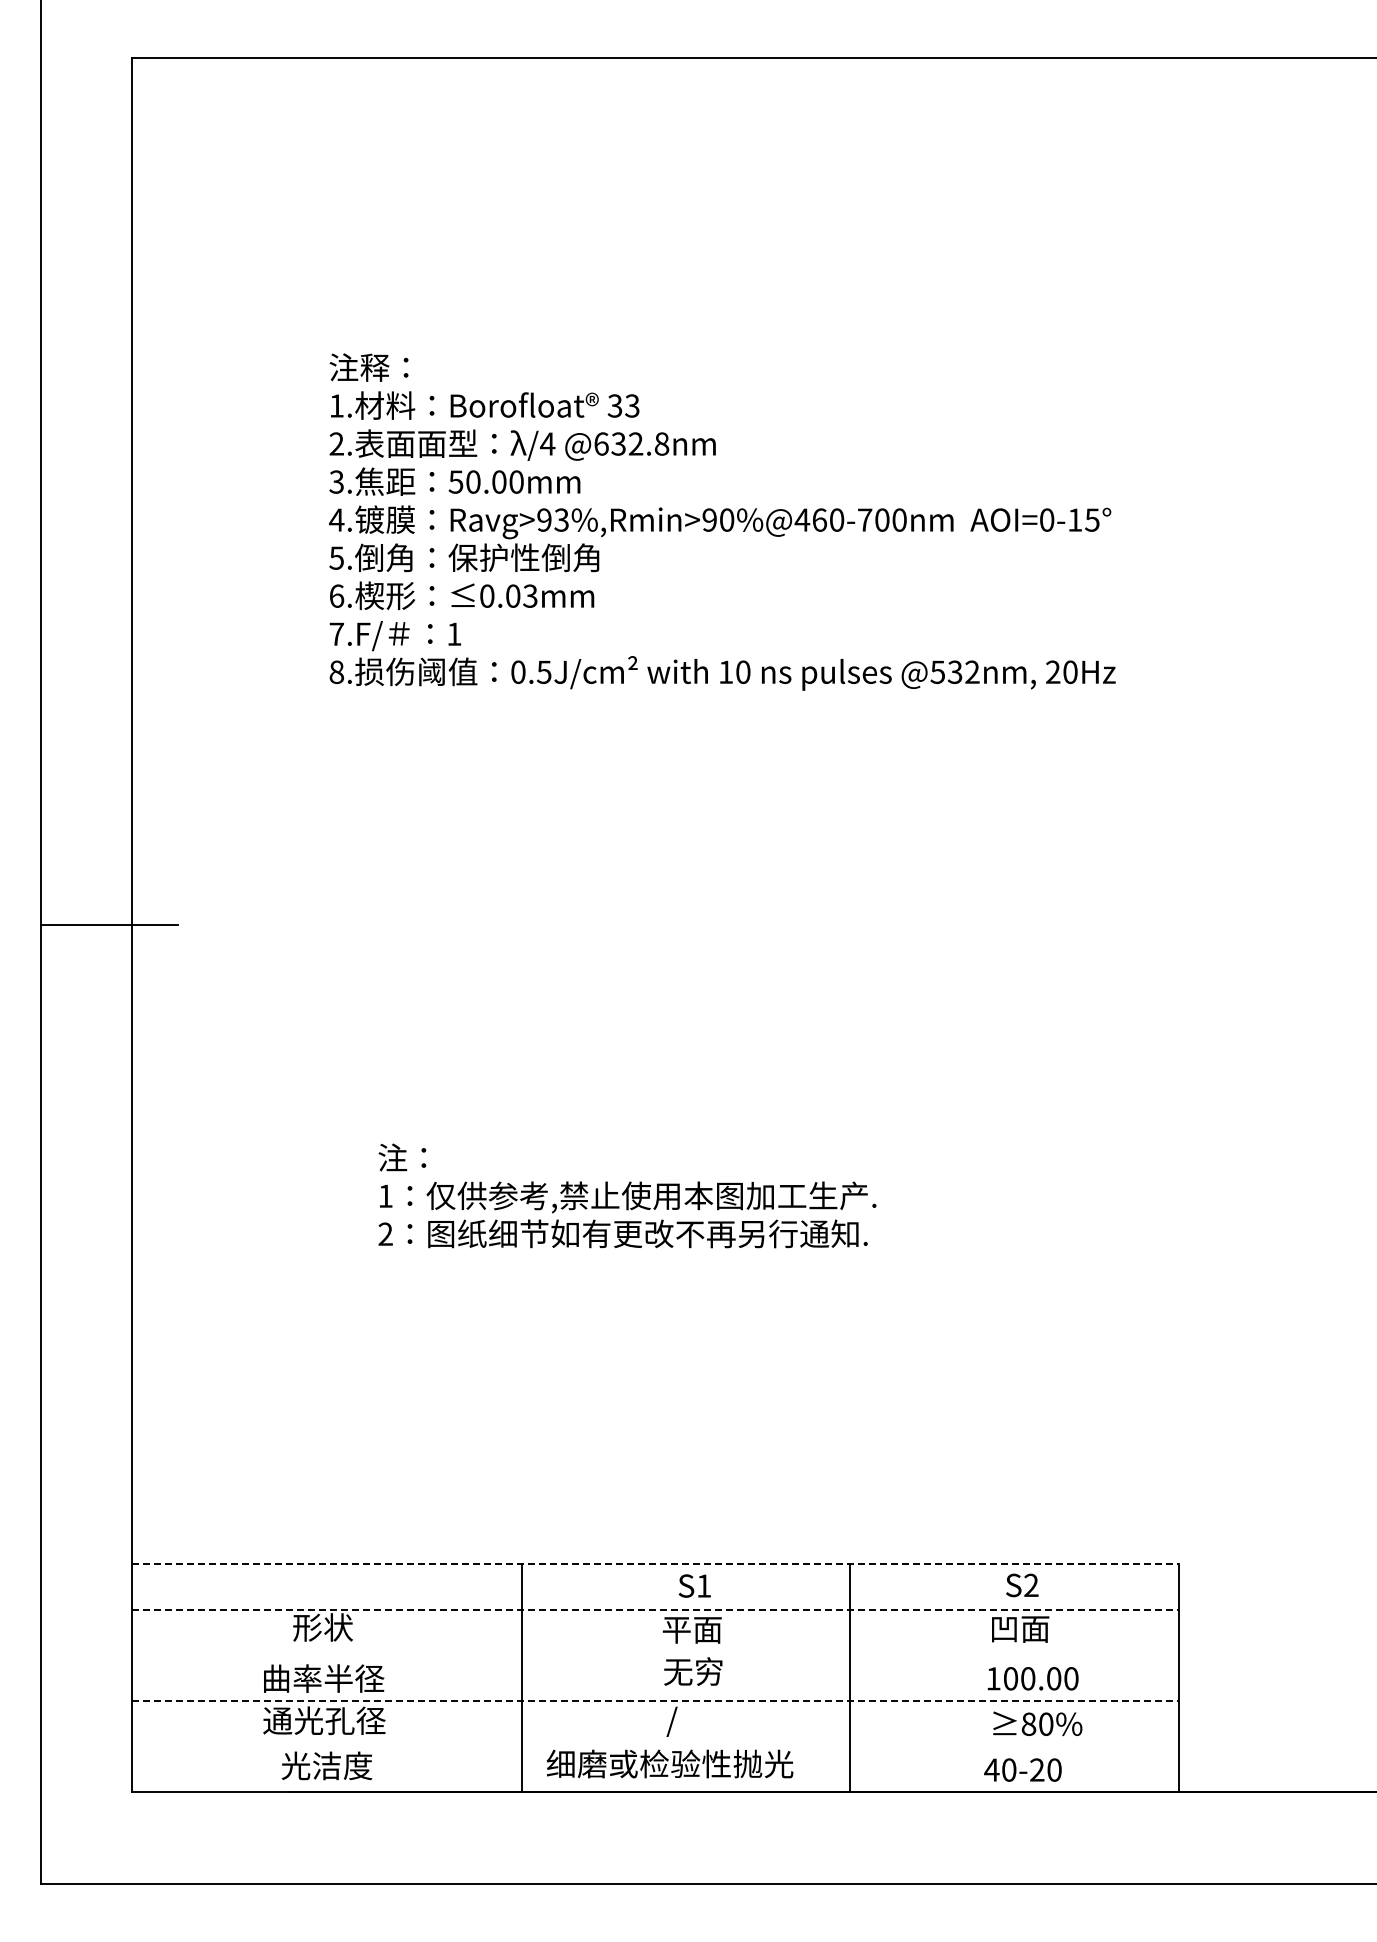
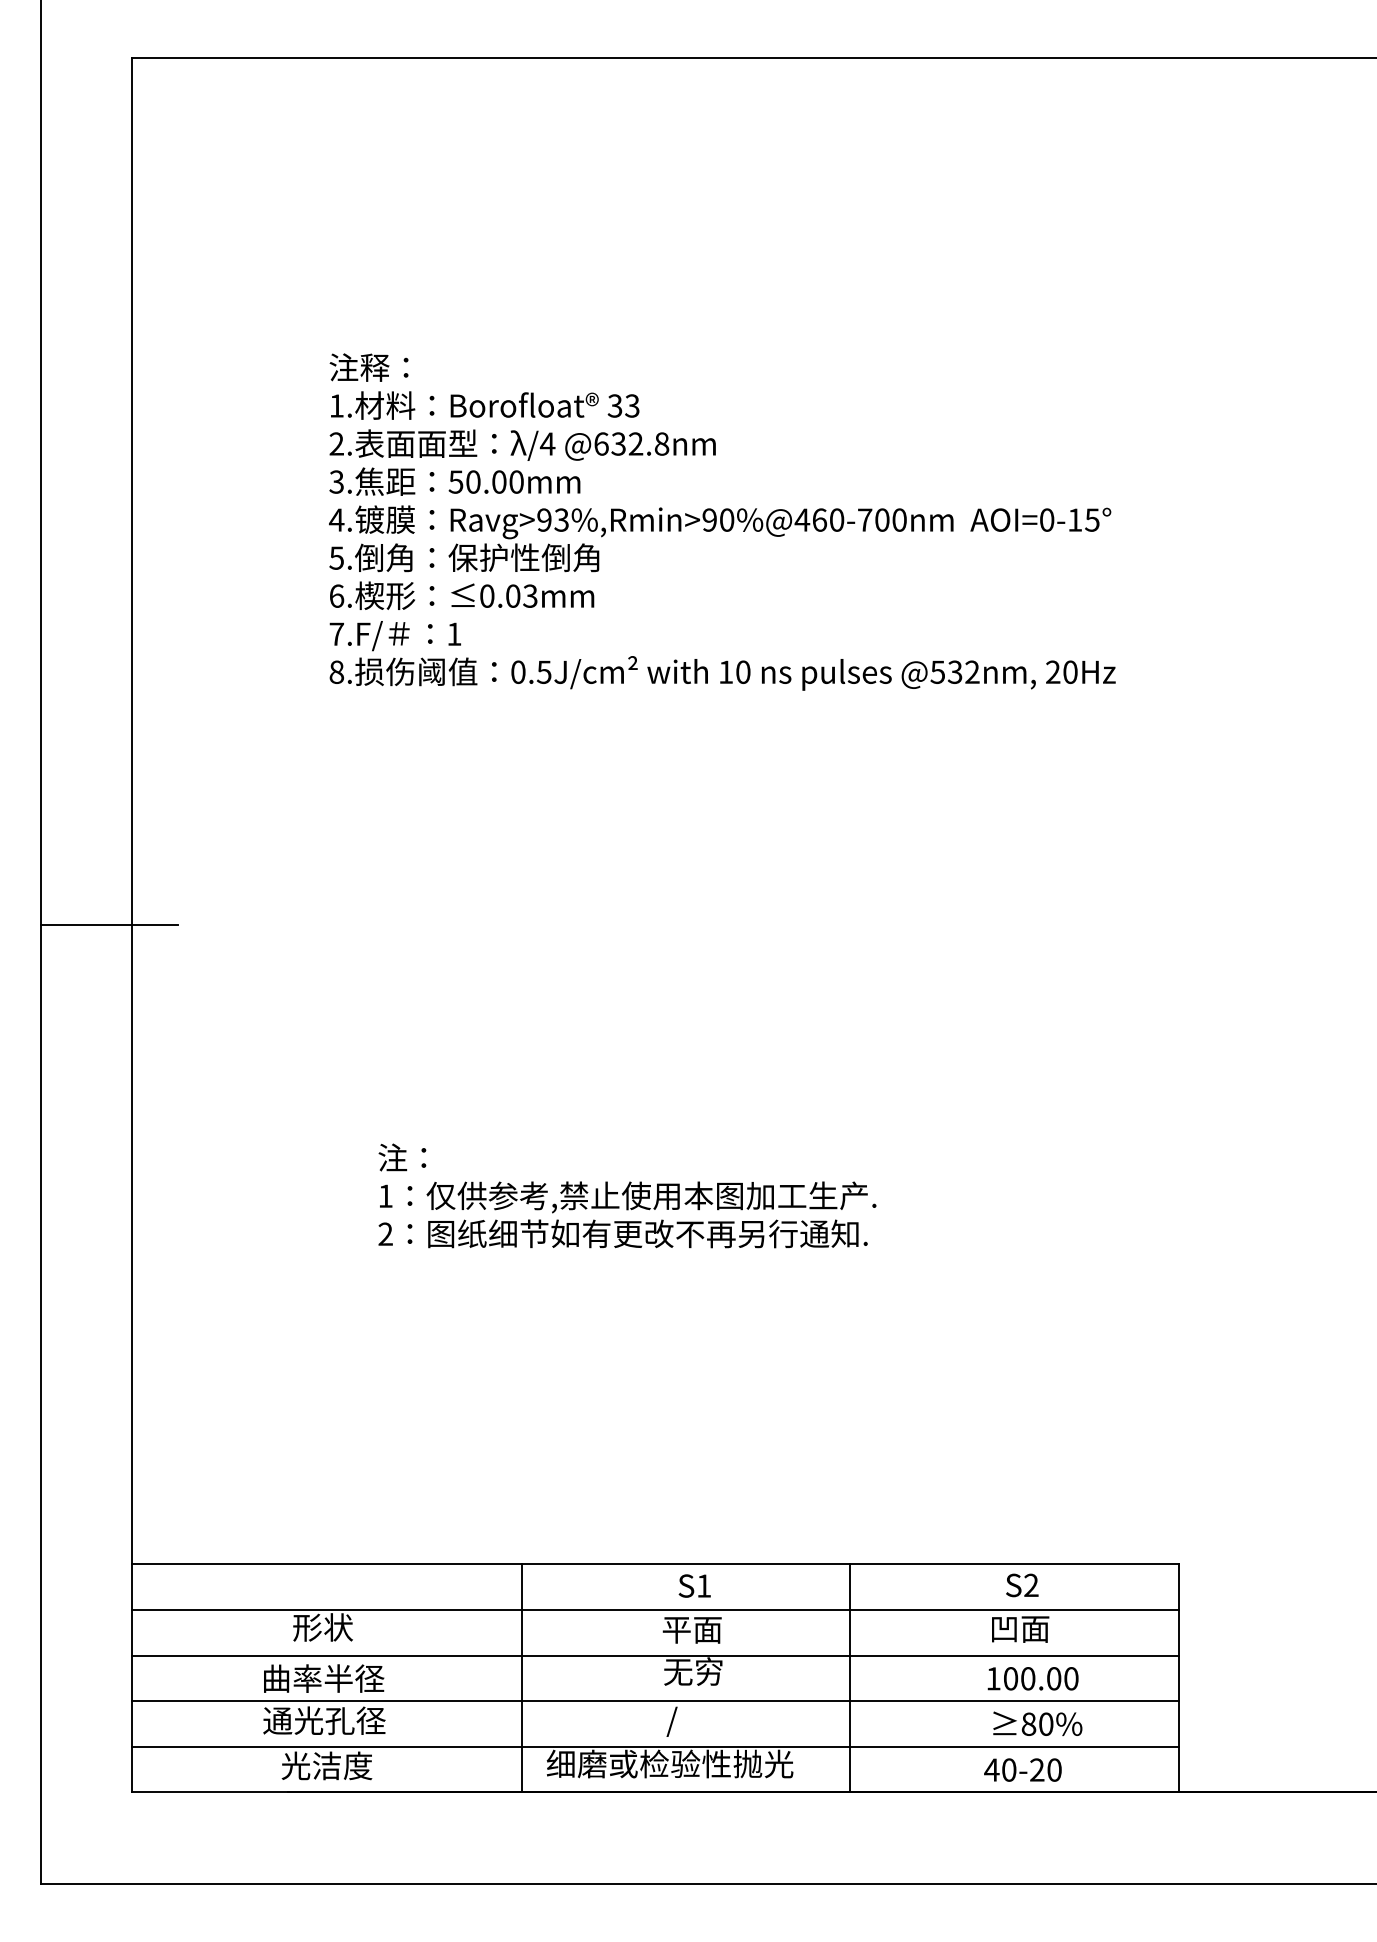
line: dashed -> solid (656, 1564)
line: dashed -> solid (656, 1609)
line: none -> present (655, 1655)
line: dashed -> solid (656, 1701)
line: none -> present (655, 1746)
